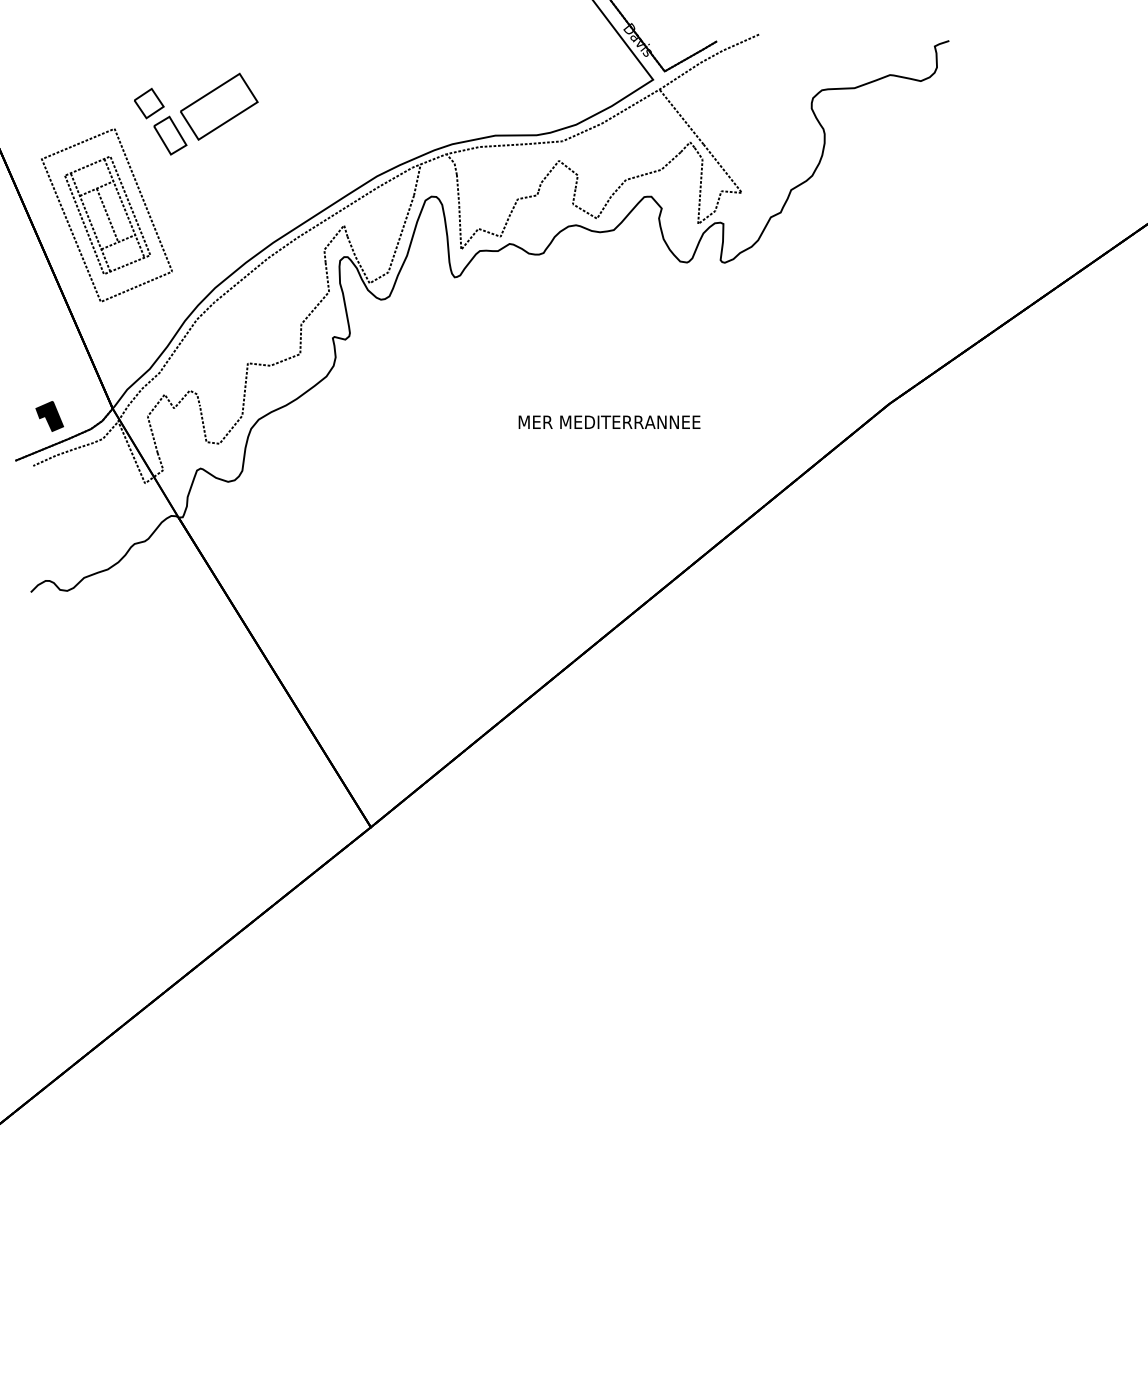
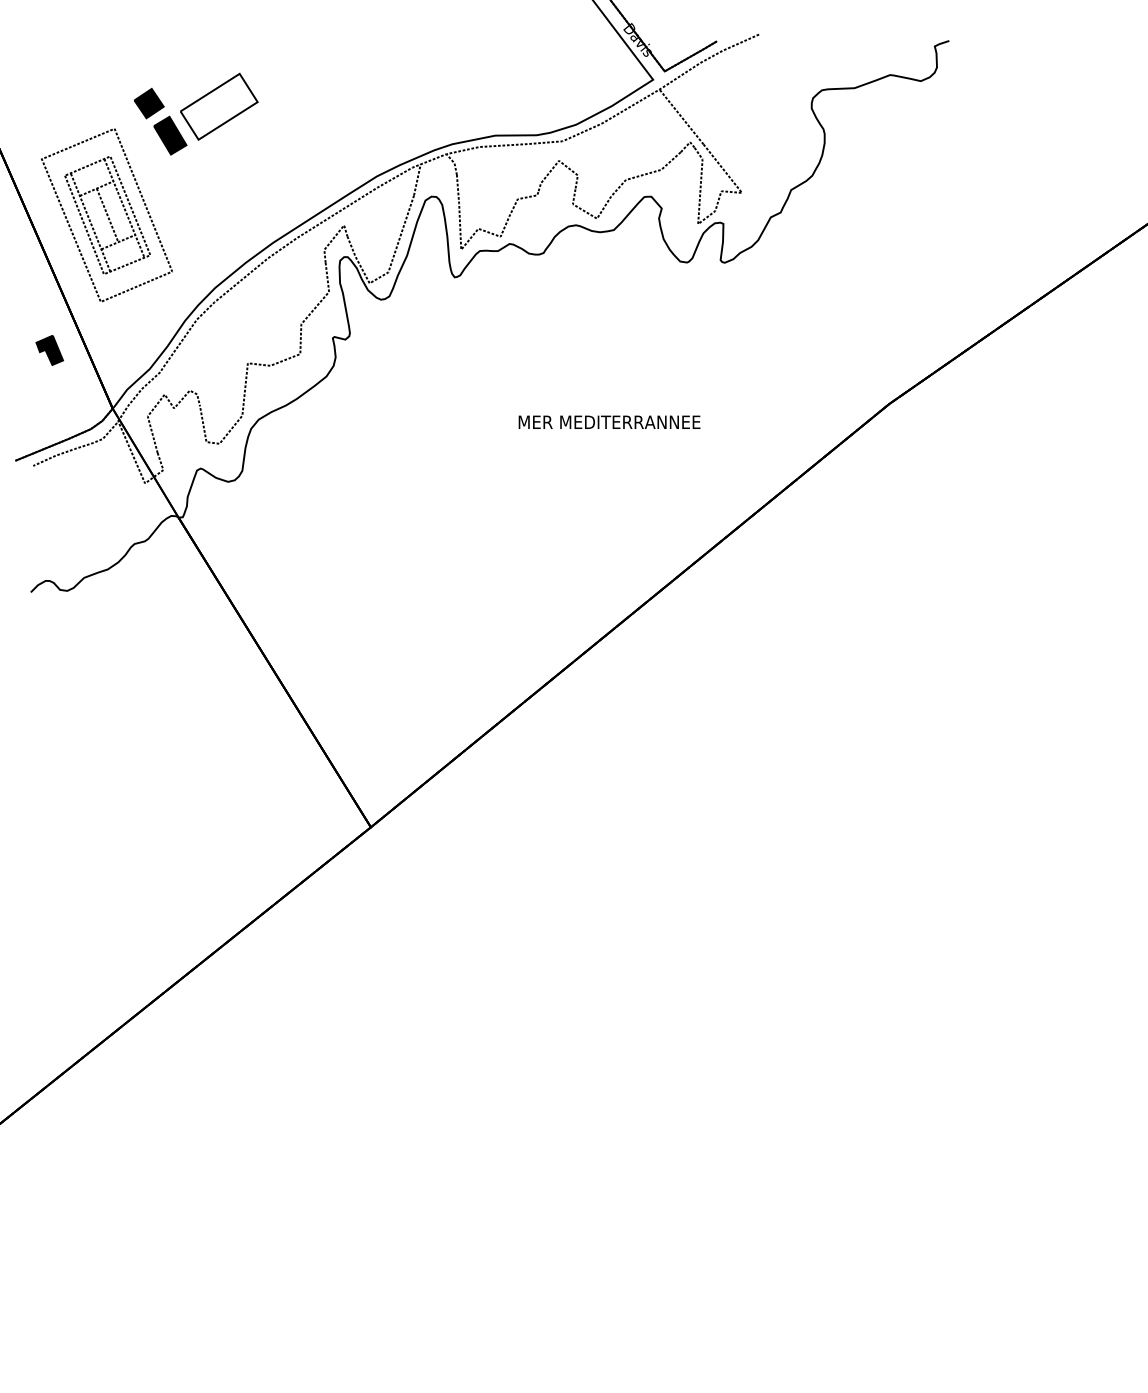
fill: none -> present (148, 103)
fill: none -> present (170, 135)
part position: (49, 416) -> (49, 350) (49, 350)
